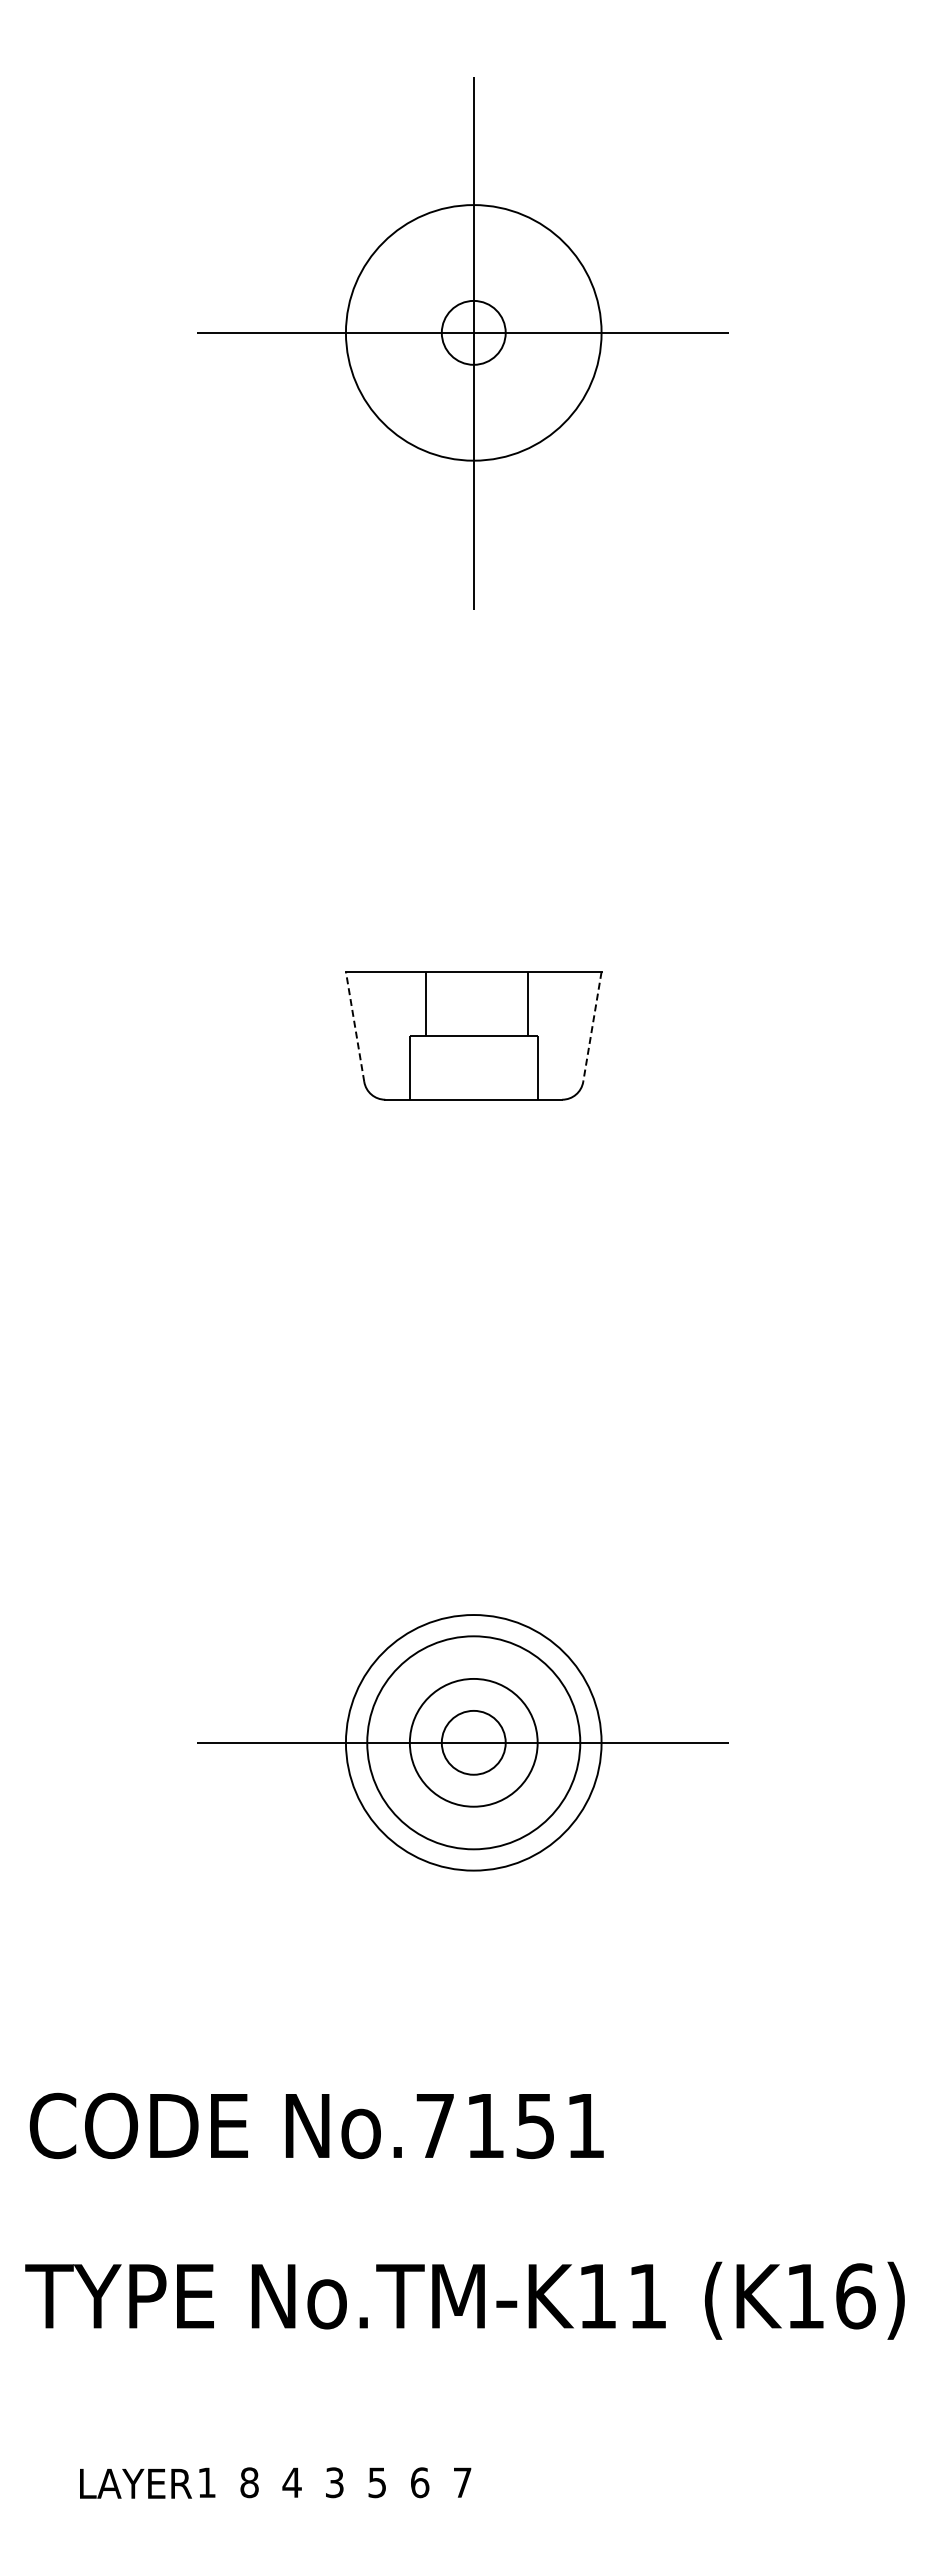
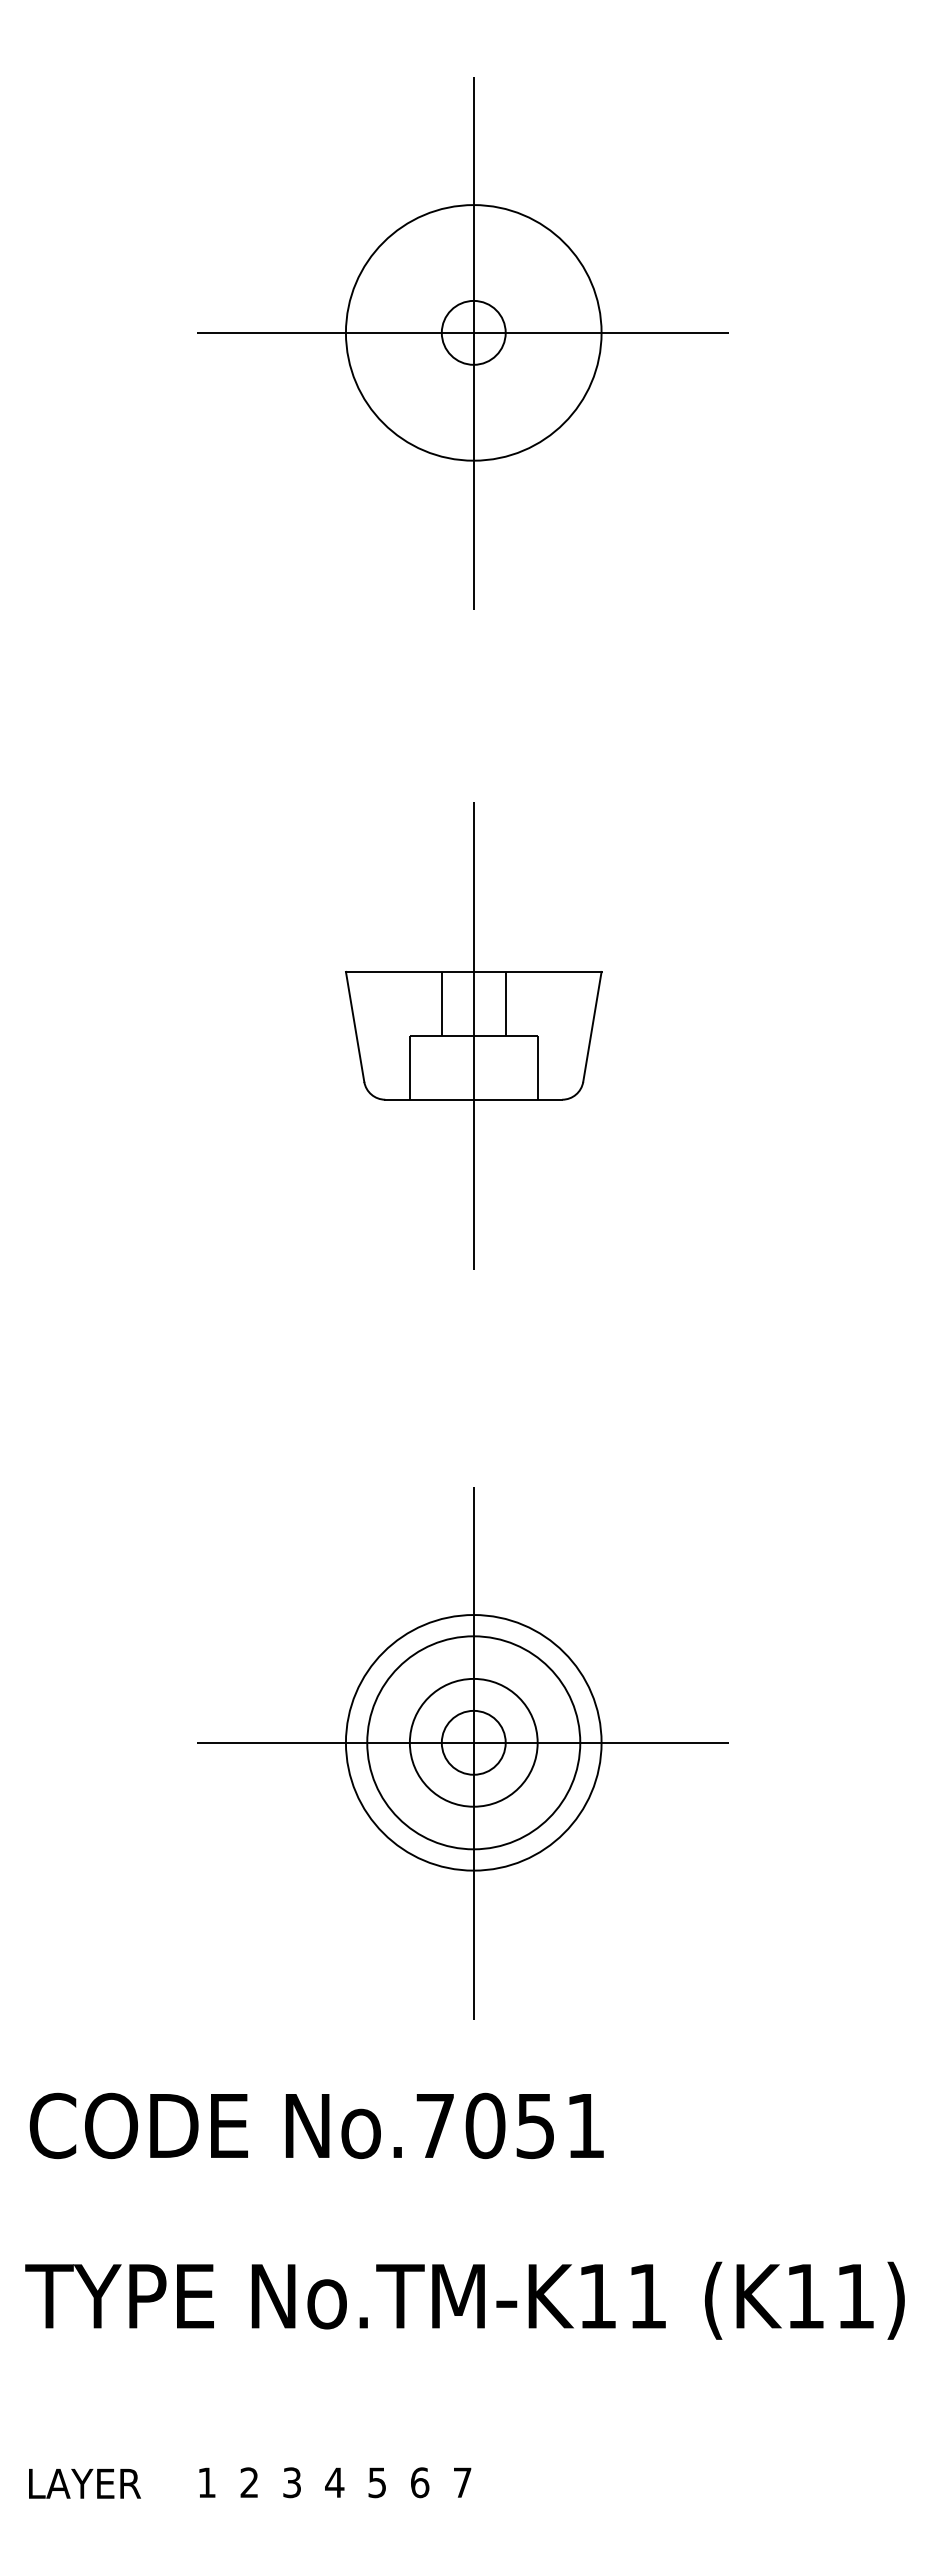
line position: (425, 1003) -> (441, 1003) (441, 1003)
line position: (527, 1003) -> (505, 1003) (505, 1003)
line: dashed -> solid (355, 1026)
line: dashed -> solid (592, 1026)
line: none -> present (473, 1035)
line: none -> present (473, 1742)
text: No.7151 -> No.7051 (485, 2125)
text: (K16) -> (K11) (855, 2296)
text: 8 -> 2 (249, 2482)
text: 4 -> 3 (291, 2482)
text: 3 -> 4 (334, 2482)
text position: (135, 2483) -> (84, 2483) (84, 2483)
